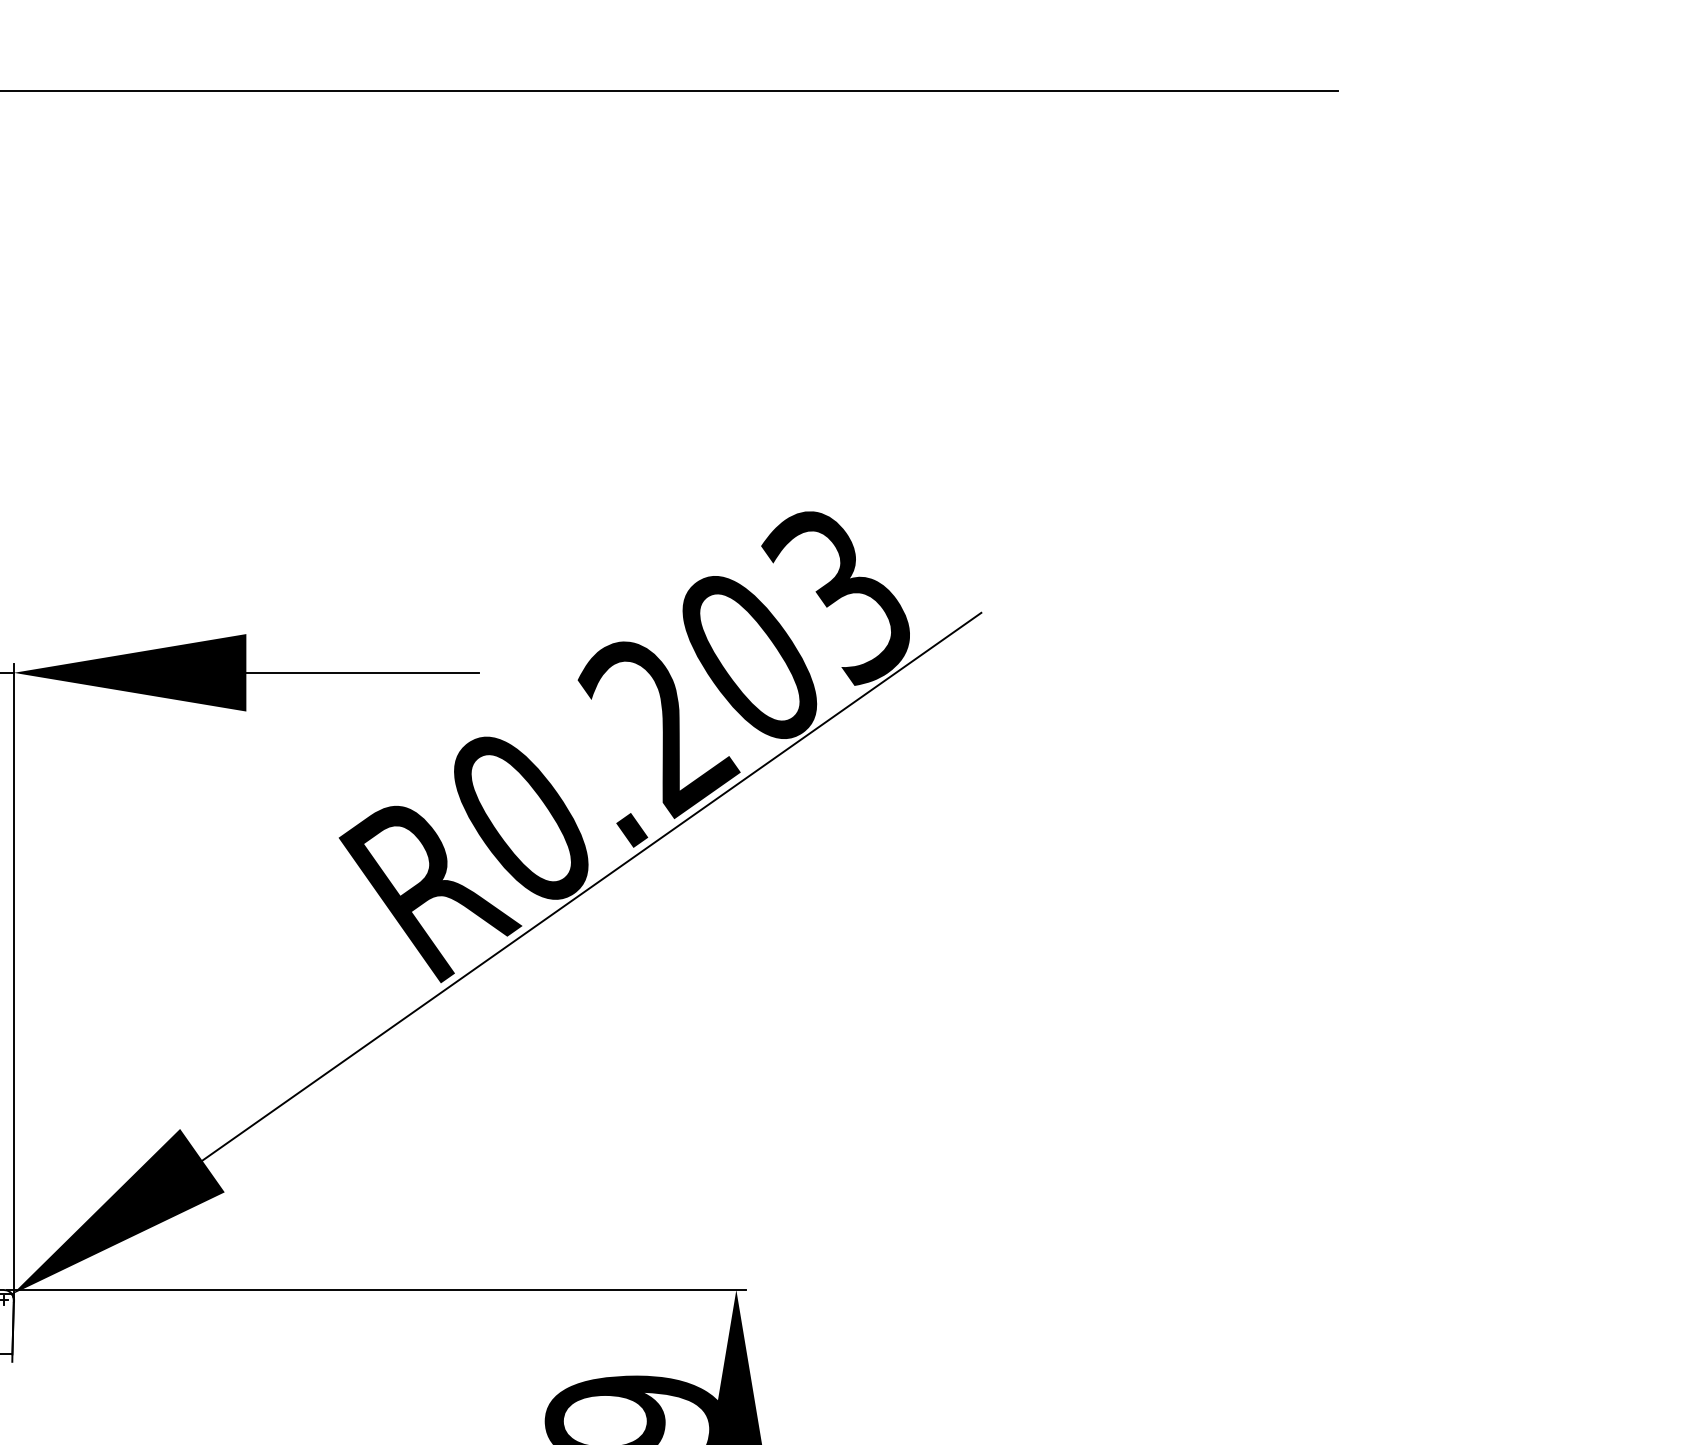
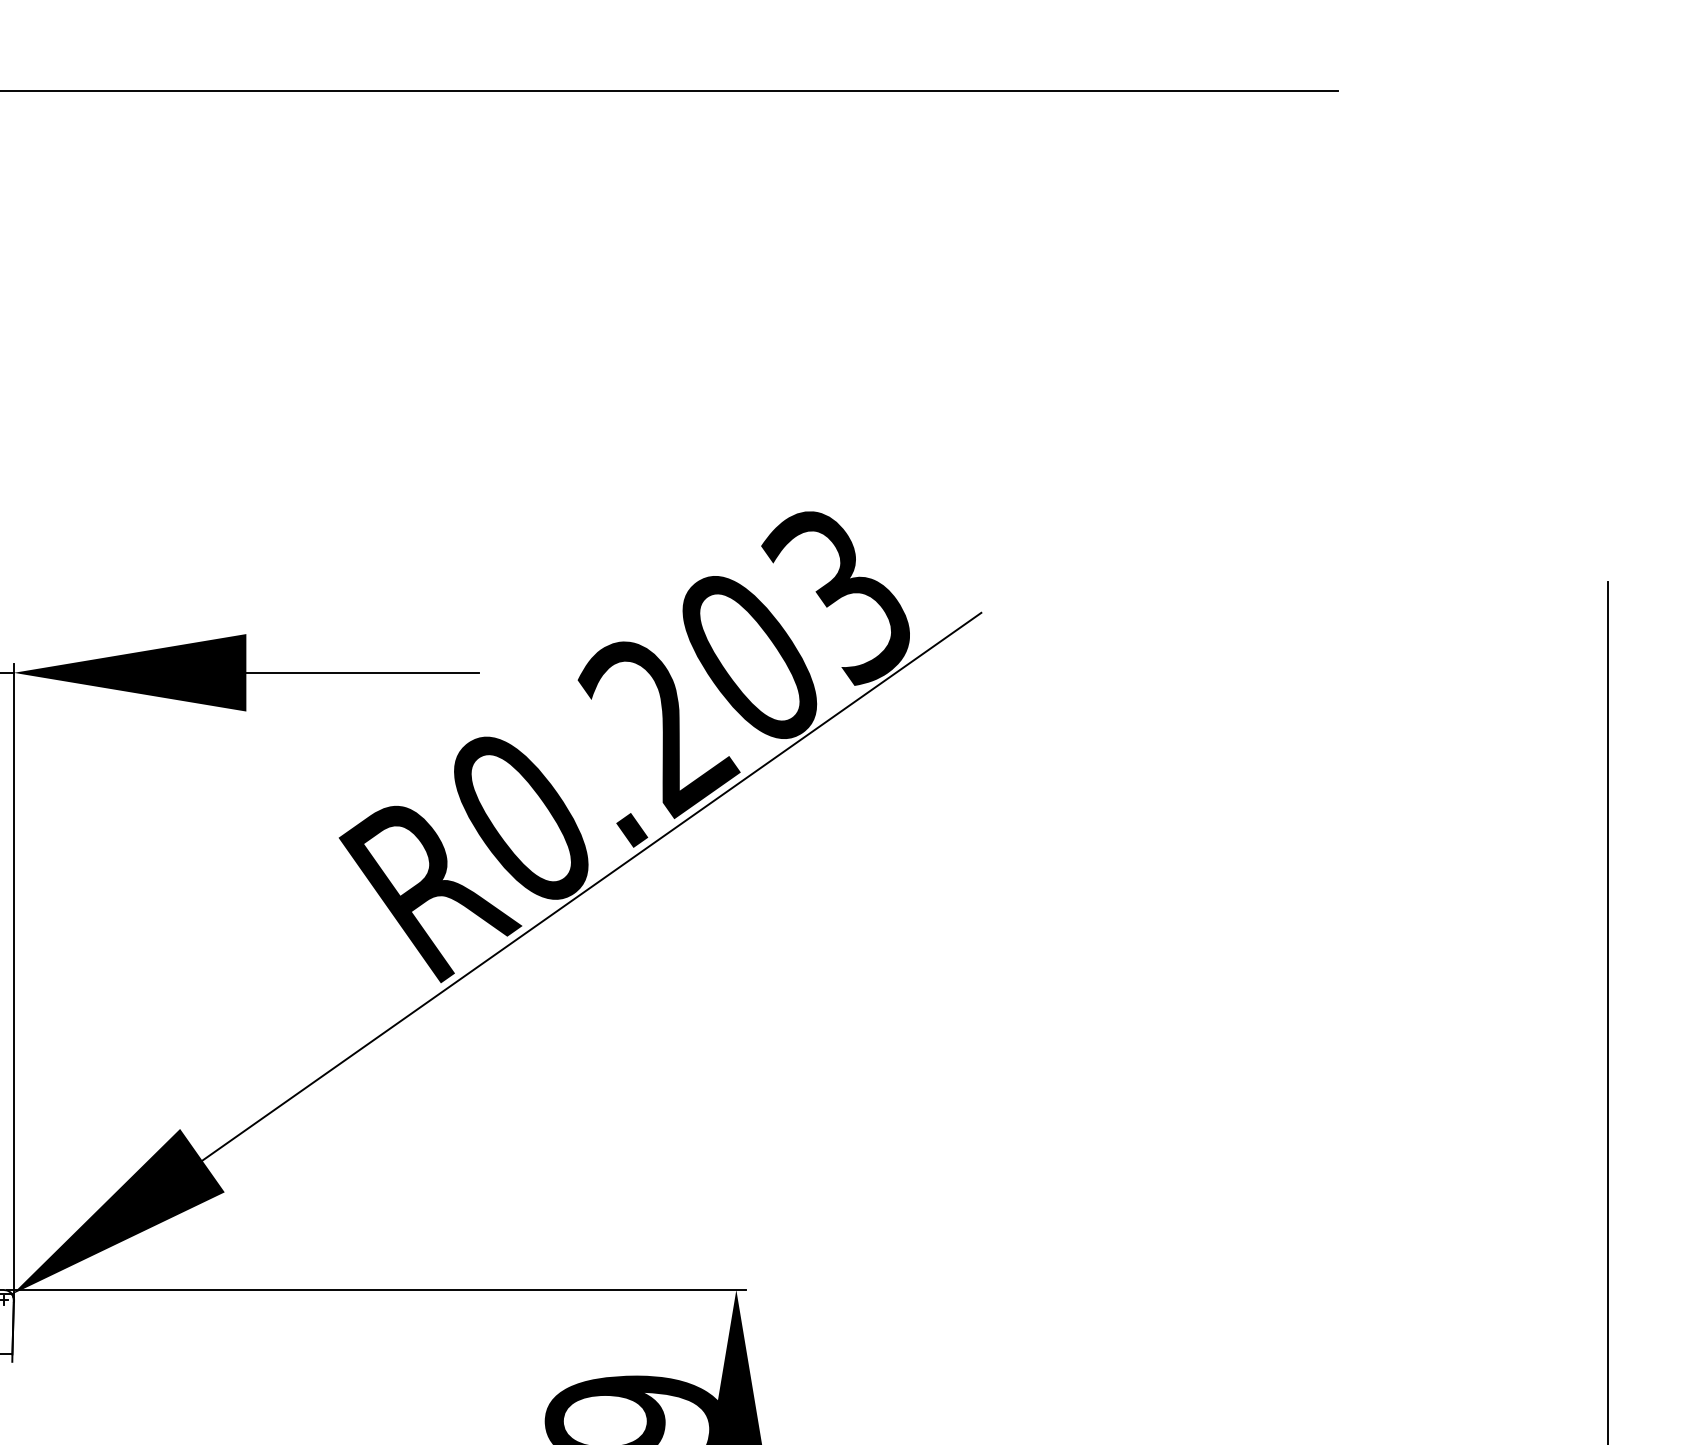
line: none -> present (1608, 1011)
